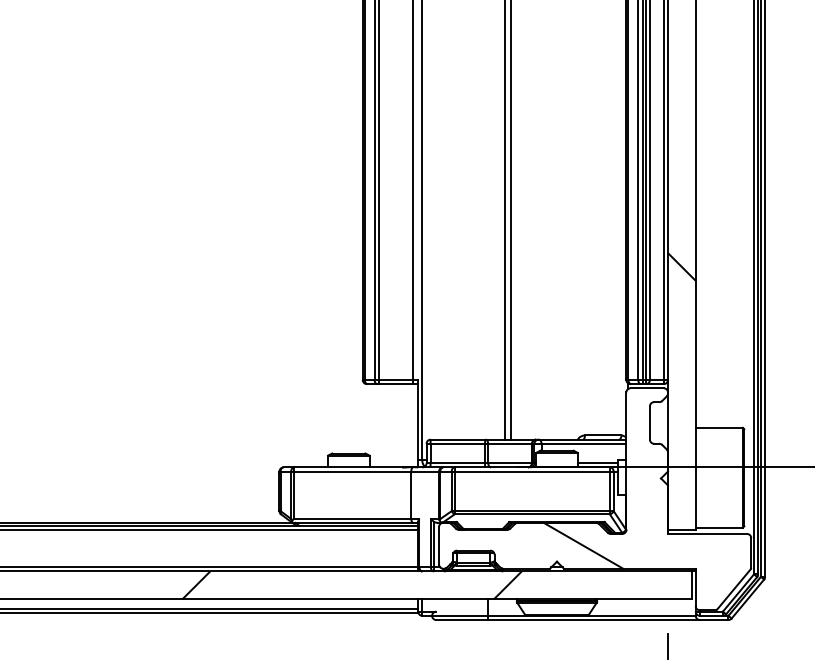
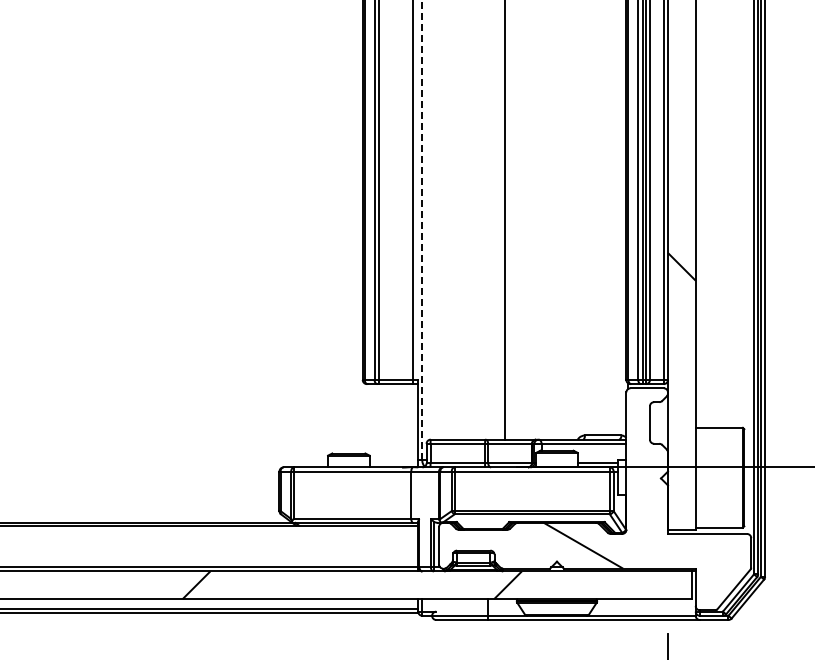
line: present -> none (510, 220)
line: solid -> dashed (422, 230)
line: present -> none (210, 529)
